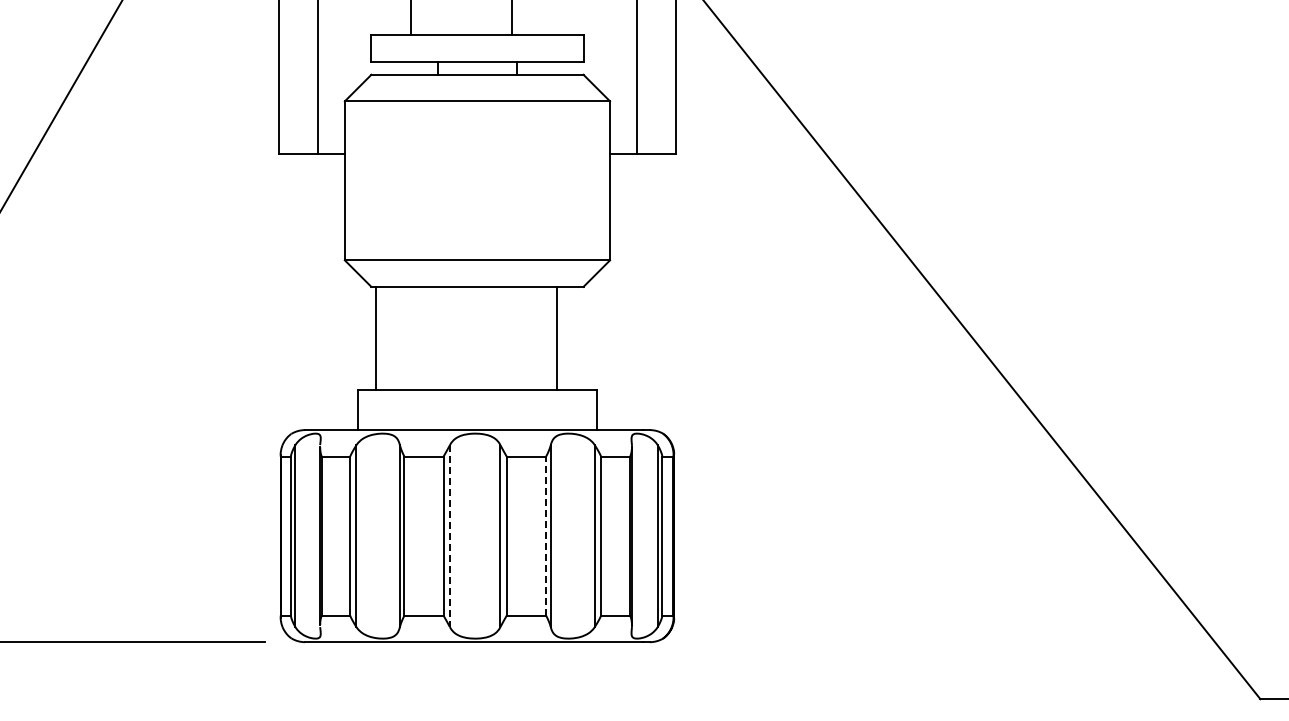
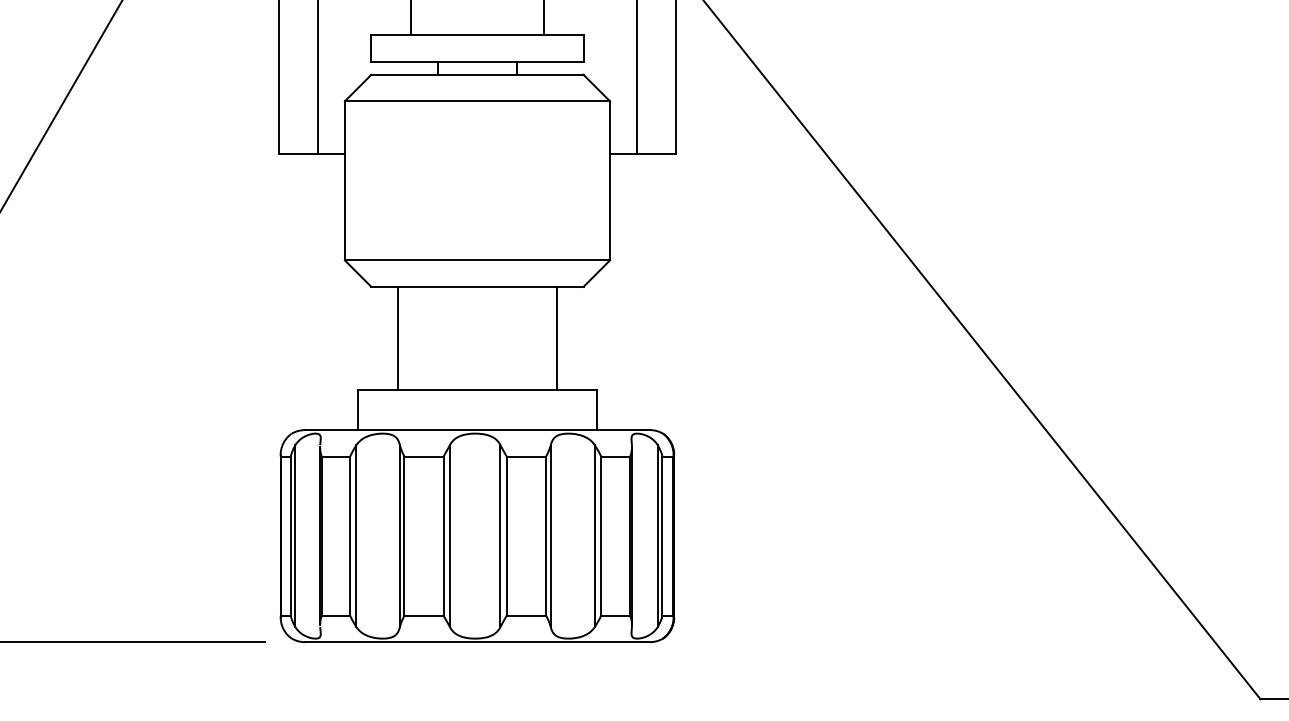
line position: (511, 18) -> (543, 18) (543, 18)
line position: (375, 338) -> (397, 338) (397, 338)
line: dashed -> solid (449, 536)
line: dashed -> solid (546, 536)
